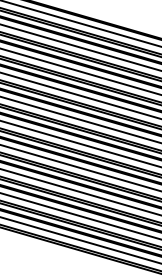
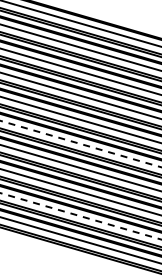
line: solid -> dashed (80, 144)
line: solid -> dashed (80, 216)
